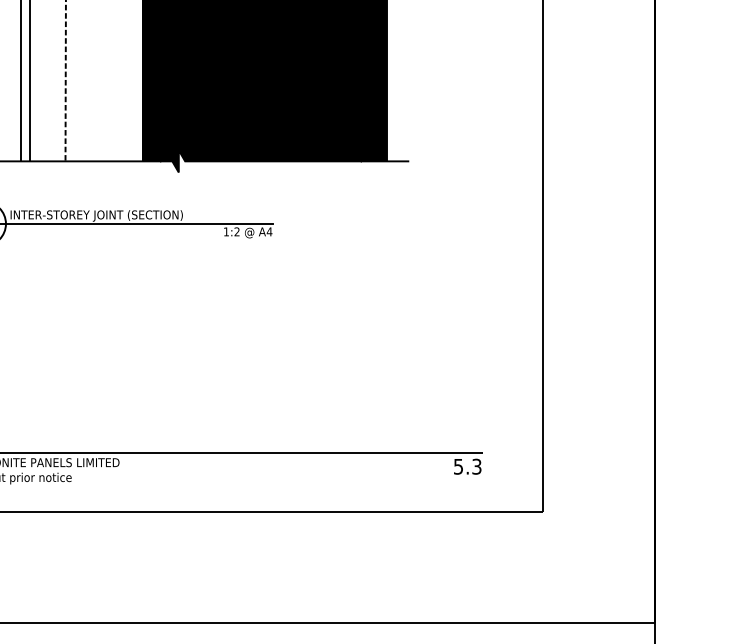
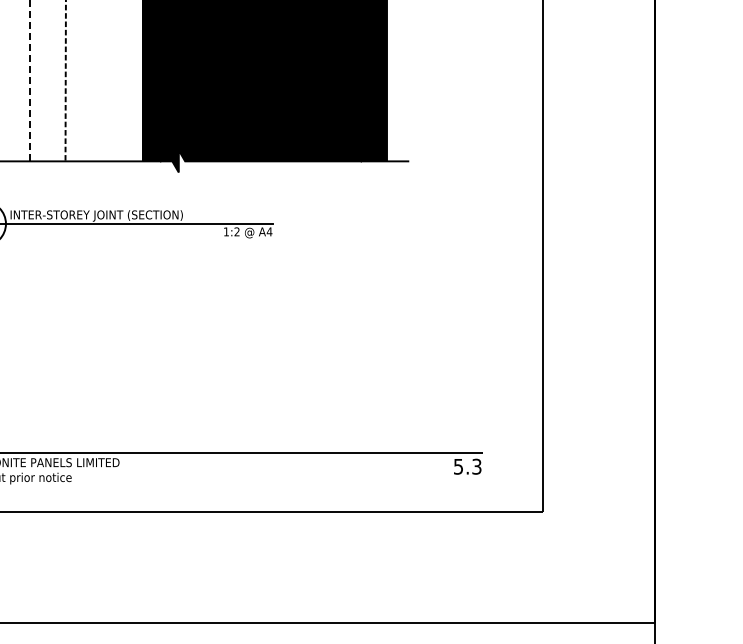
line: solid -> dashed (30, 80)
line: present -> none (21, 81)
